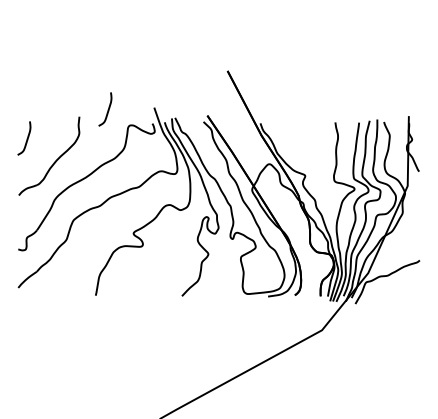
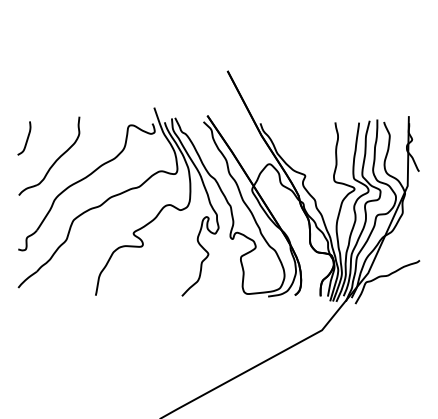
curve: present -> none (107, 109)
